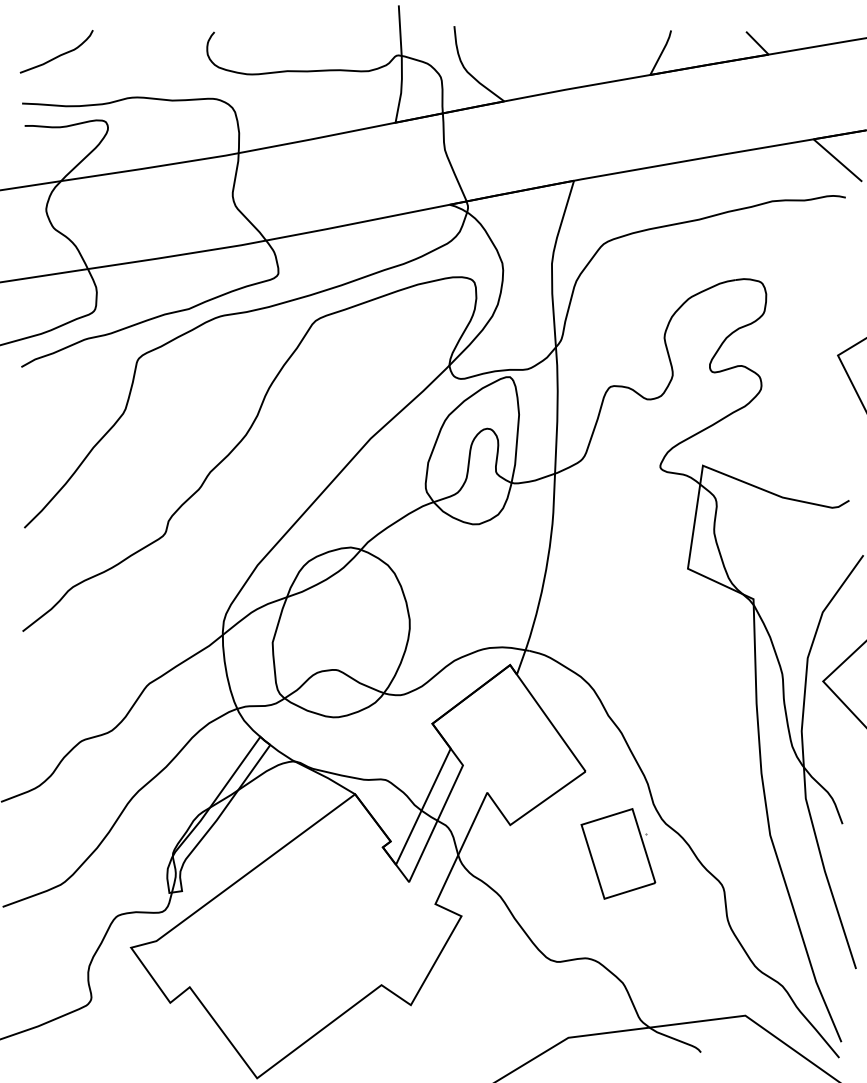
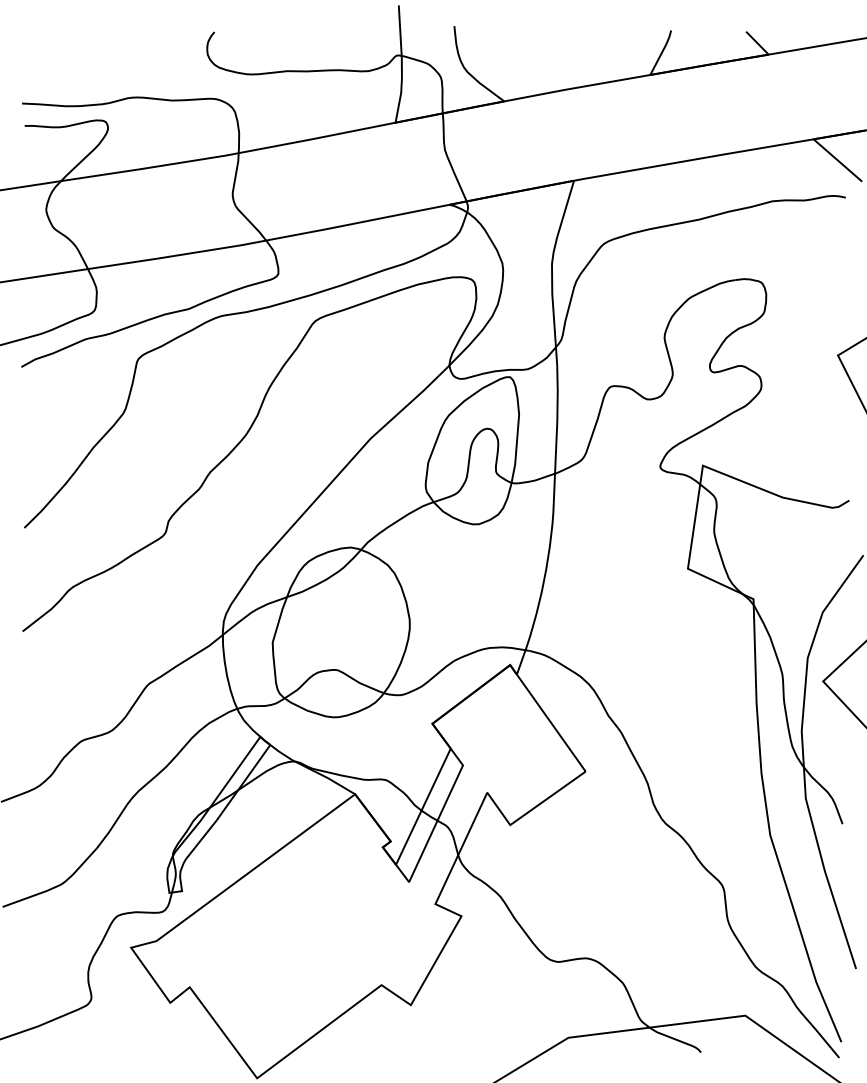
curve: present -> none (57, 55)
part: present -> none (618, 853)
